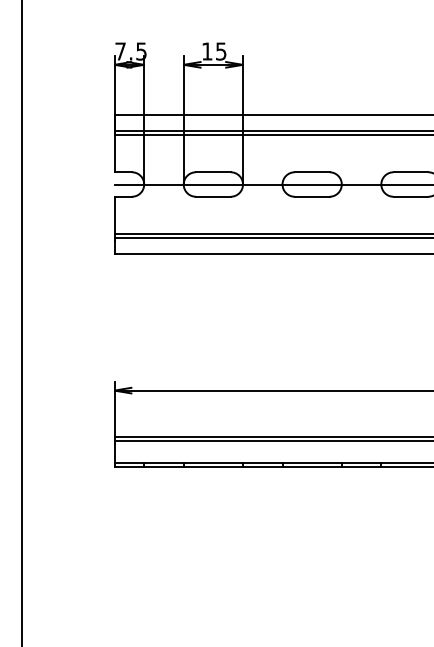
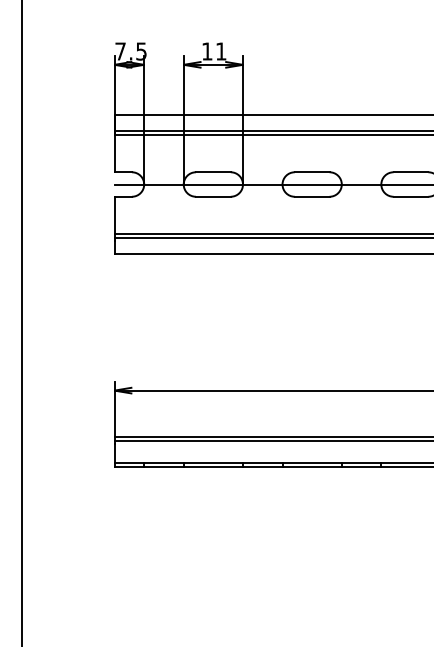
text: 15 -> 11 (221, 51)
